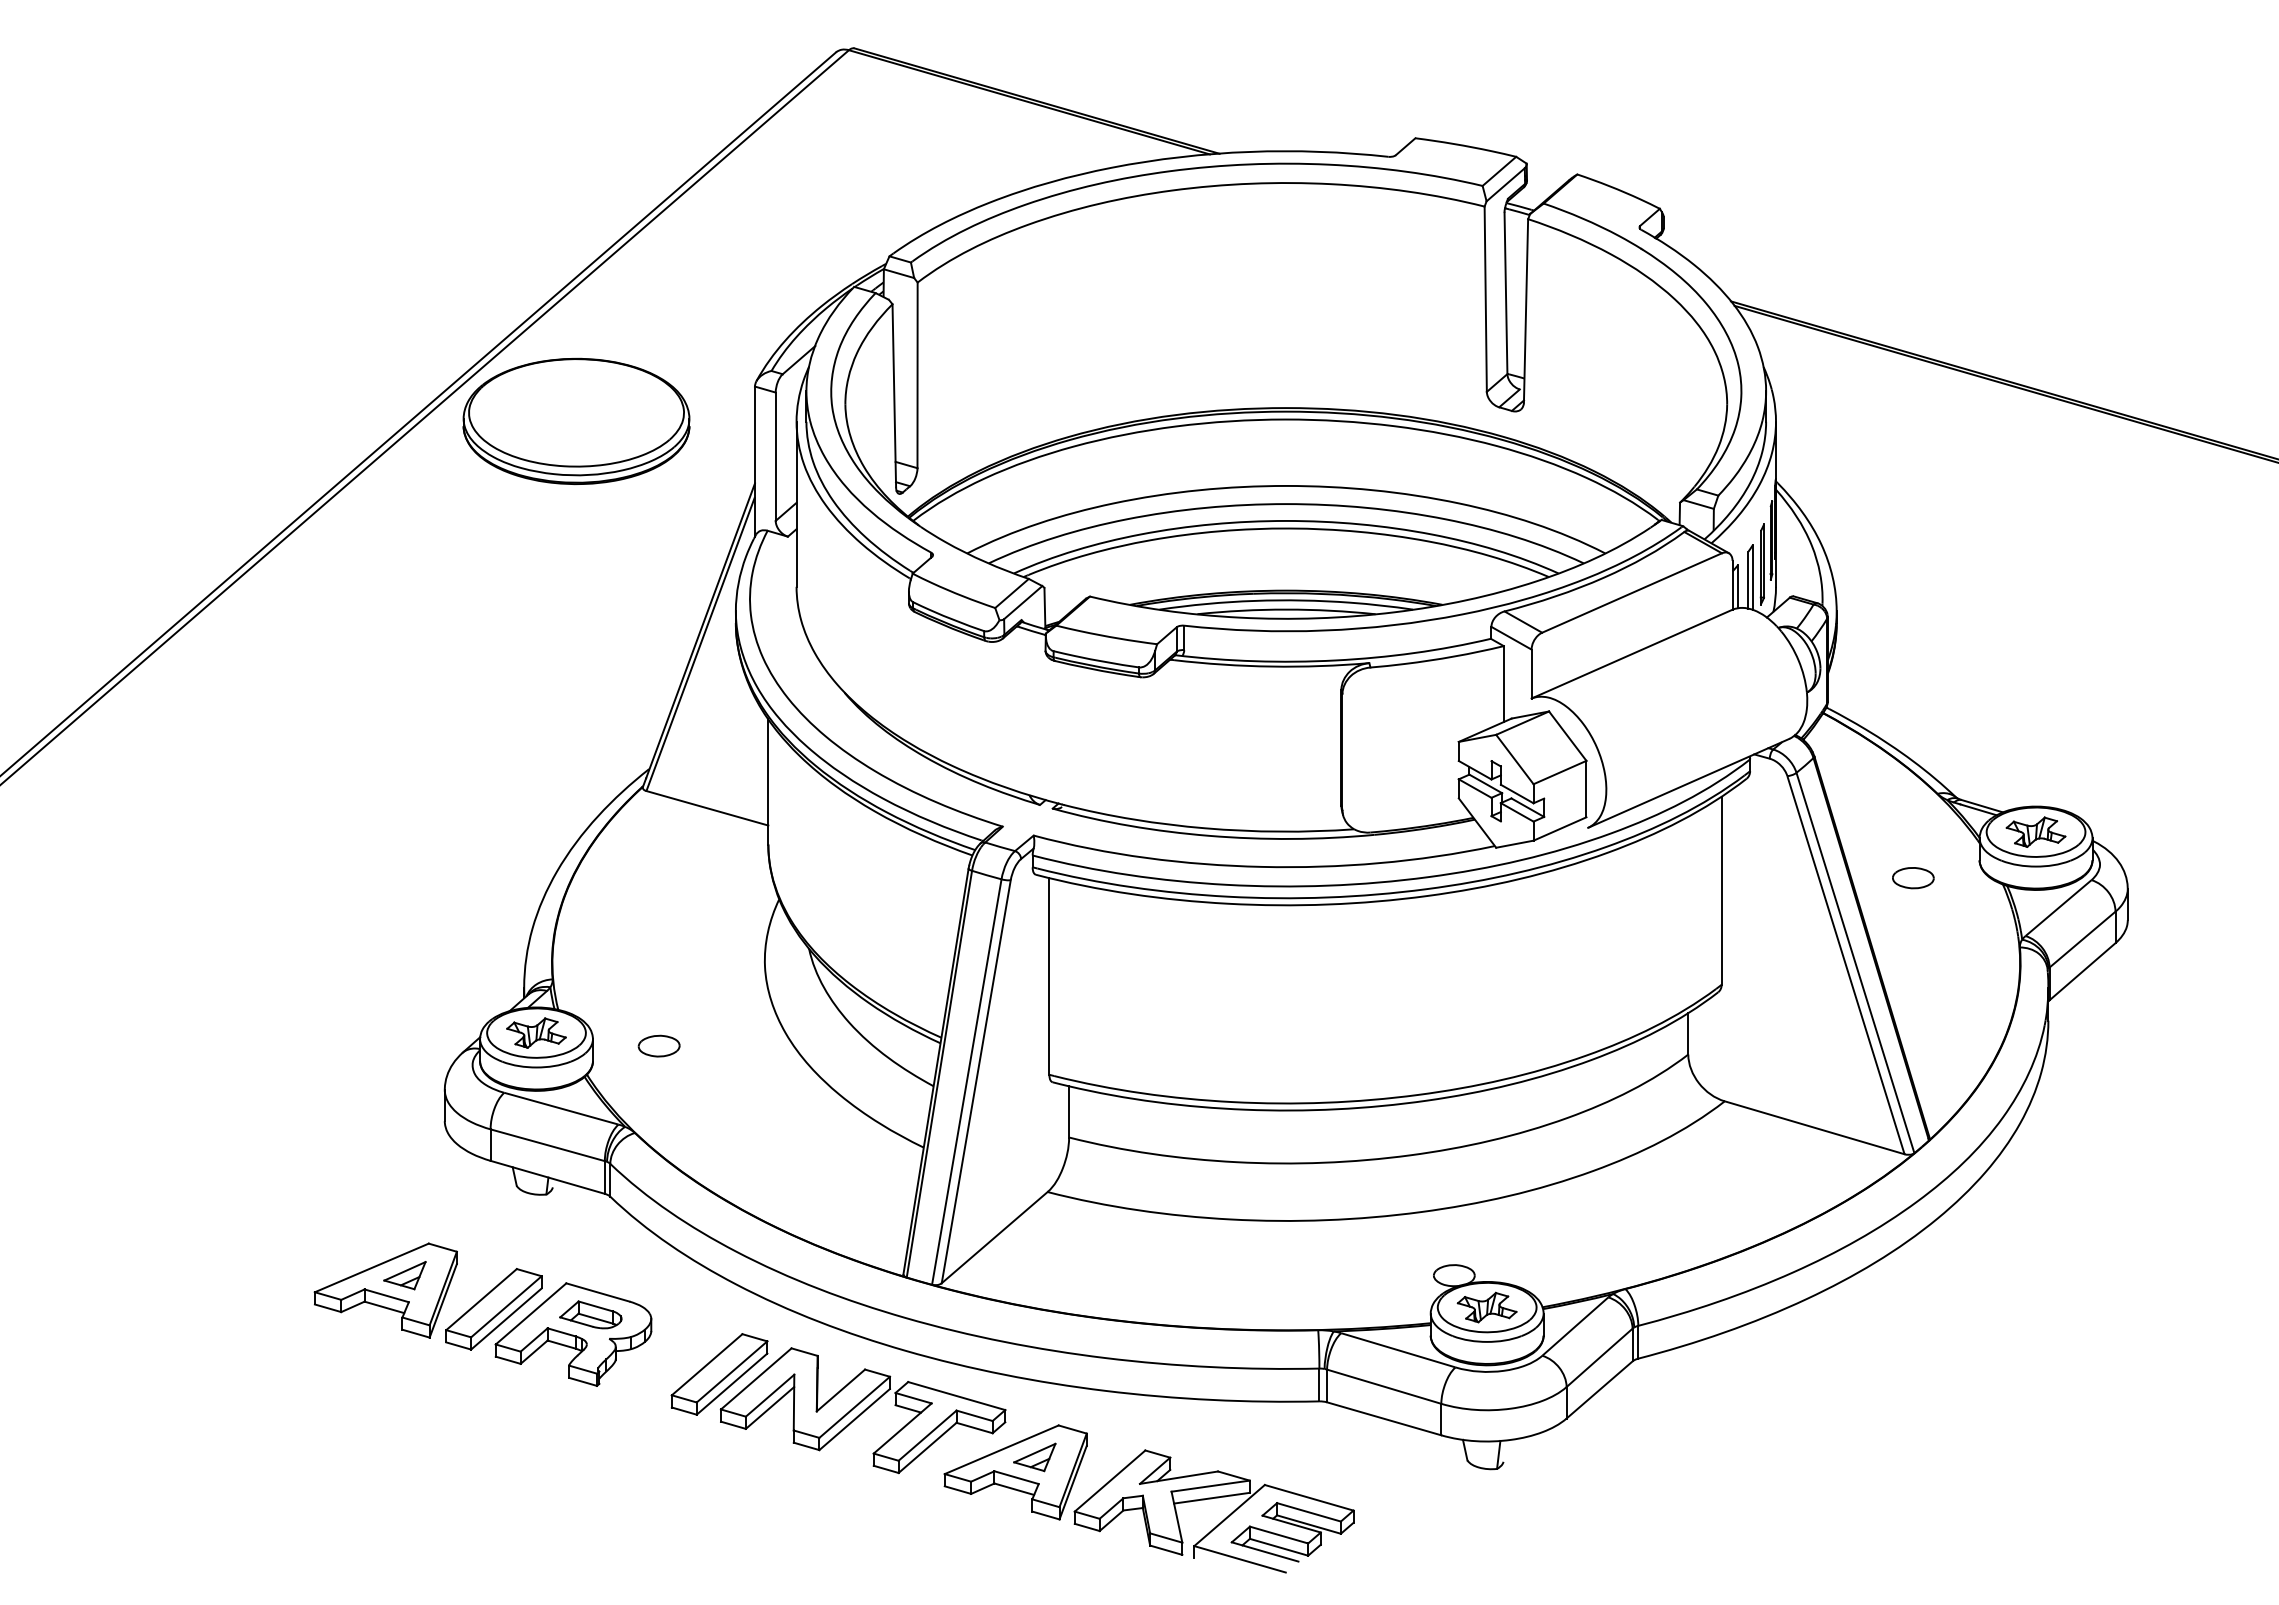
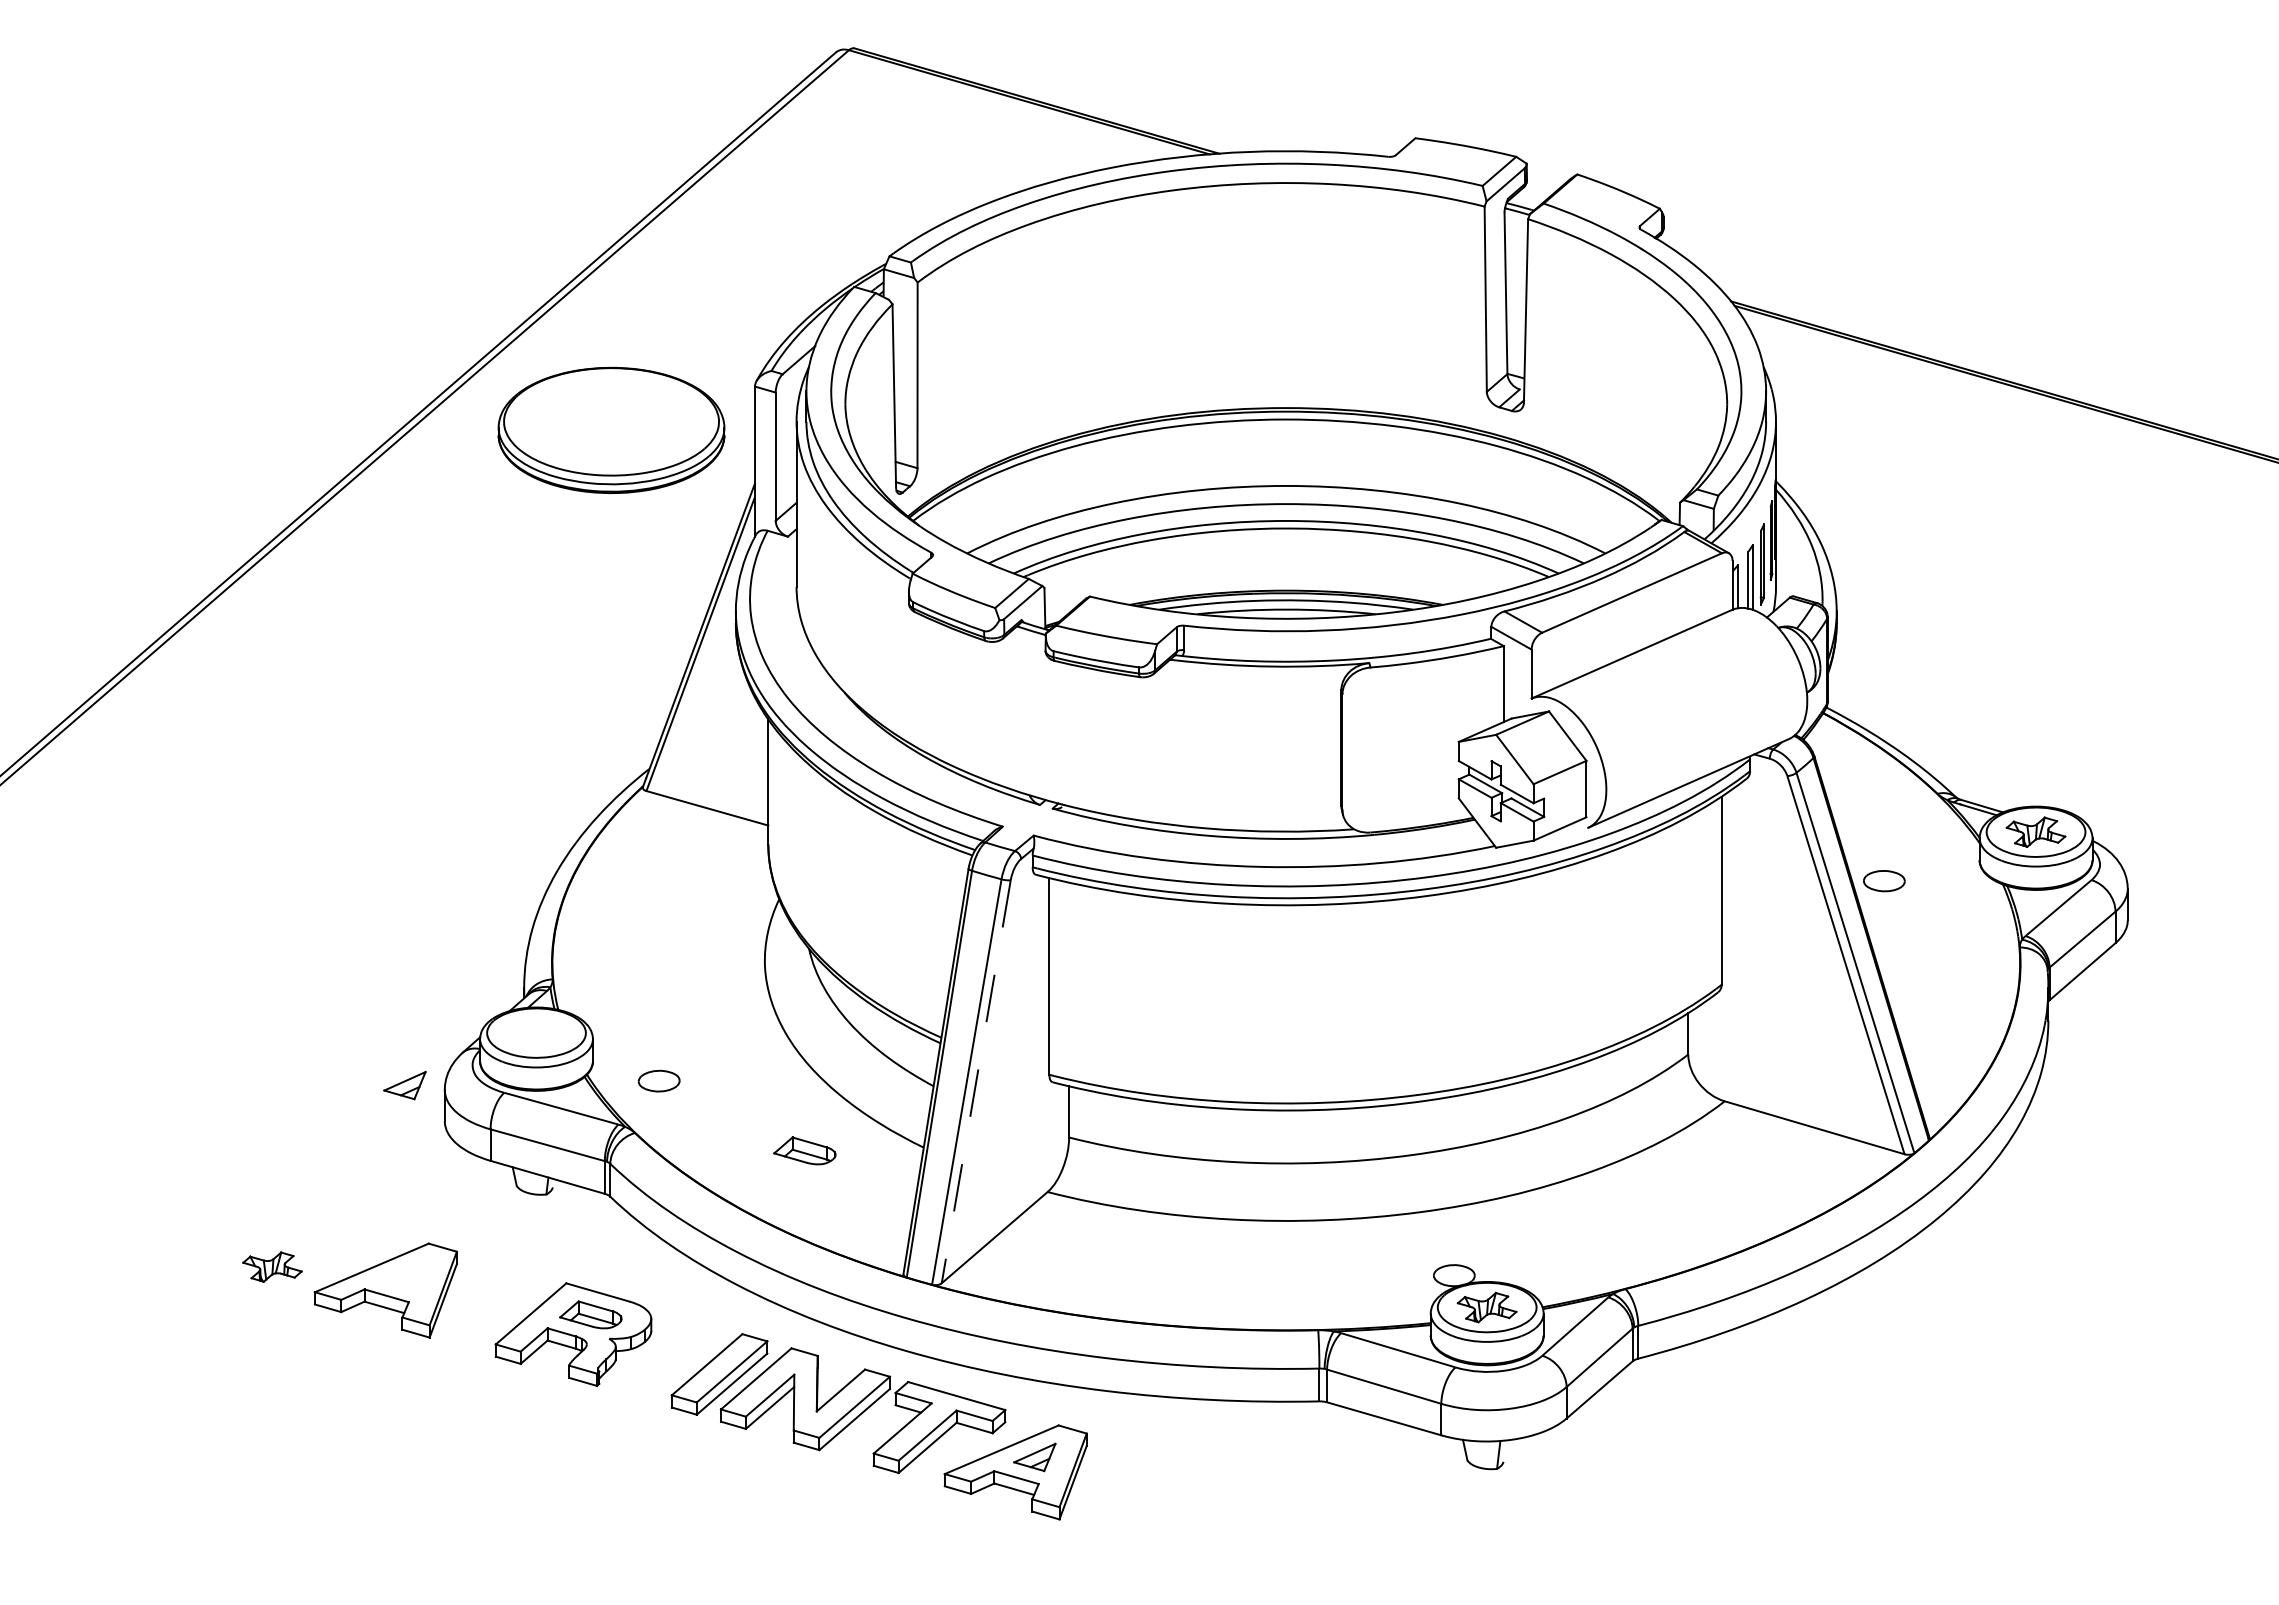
part position: (576, 421) -> (611, 430) (611, 430)
part position: (1913, 878) -> (1884, 881) (1884, 881)
part position: (536, 1032) -> (272, 1266) (272, 1266)
part position: (658, 1045) -> (658, 1080) (658, 1080)
line: solid -> dashed (976, 1082)
part: none -> present (804, 1150)
part position: (404, 1275) -> (404, 1085) (404, 1085)
part: present -> none (493, 1309)
part: present -> none (1211, 1499)
